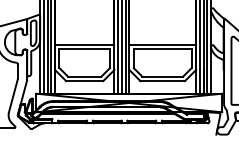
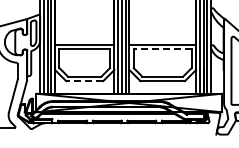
line: solid -> dashed (162, 49)
line: solid -> dashed (84, 81)
